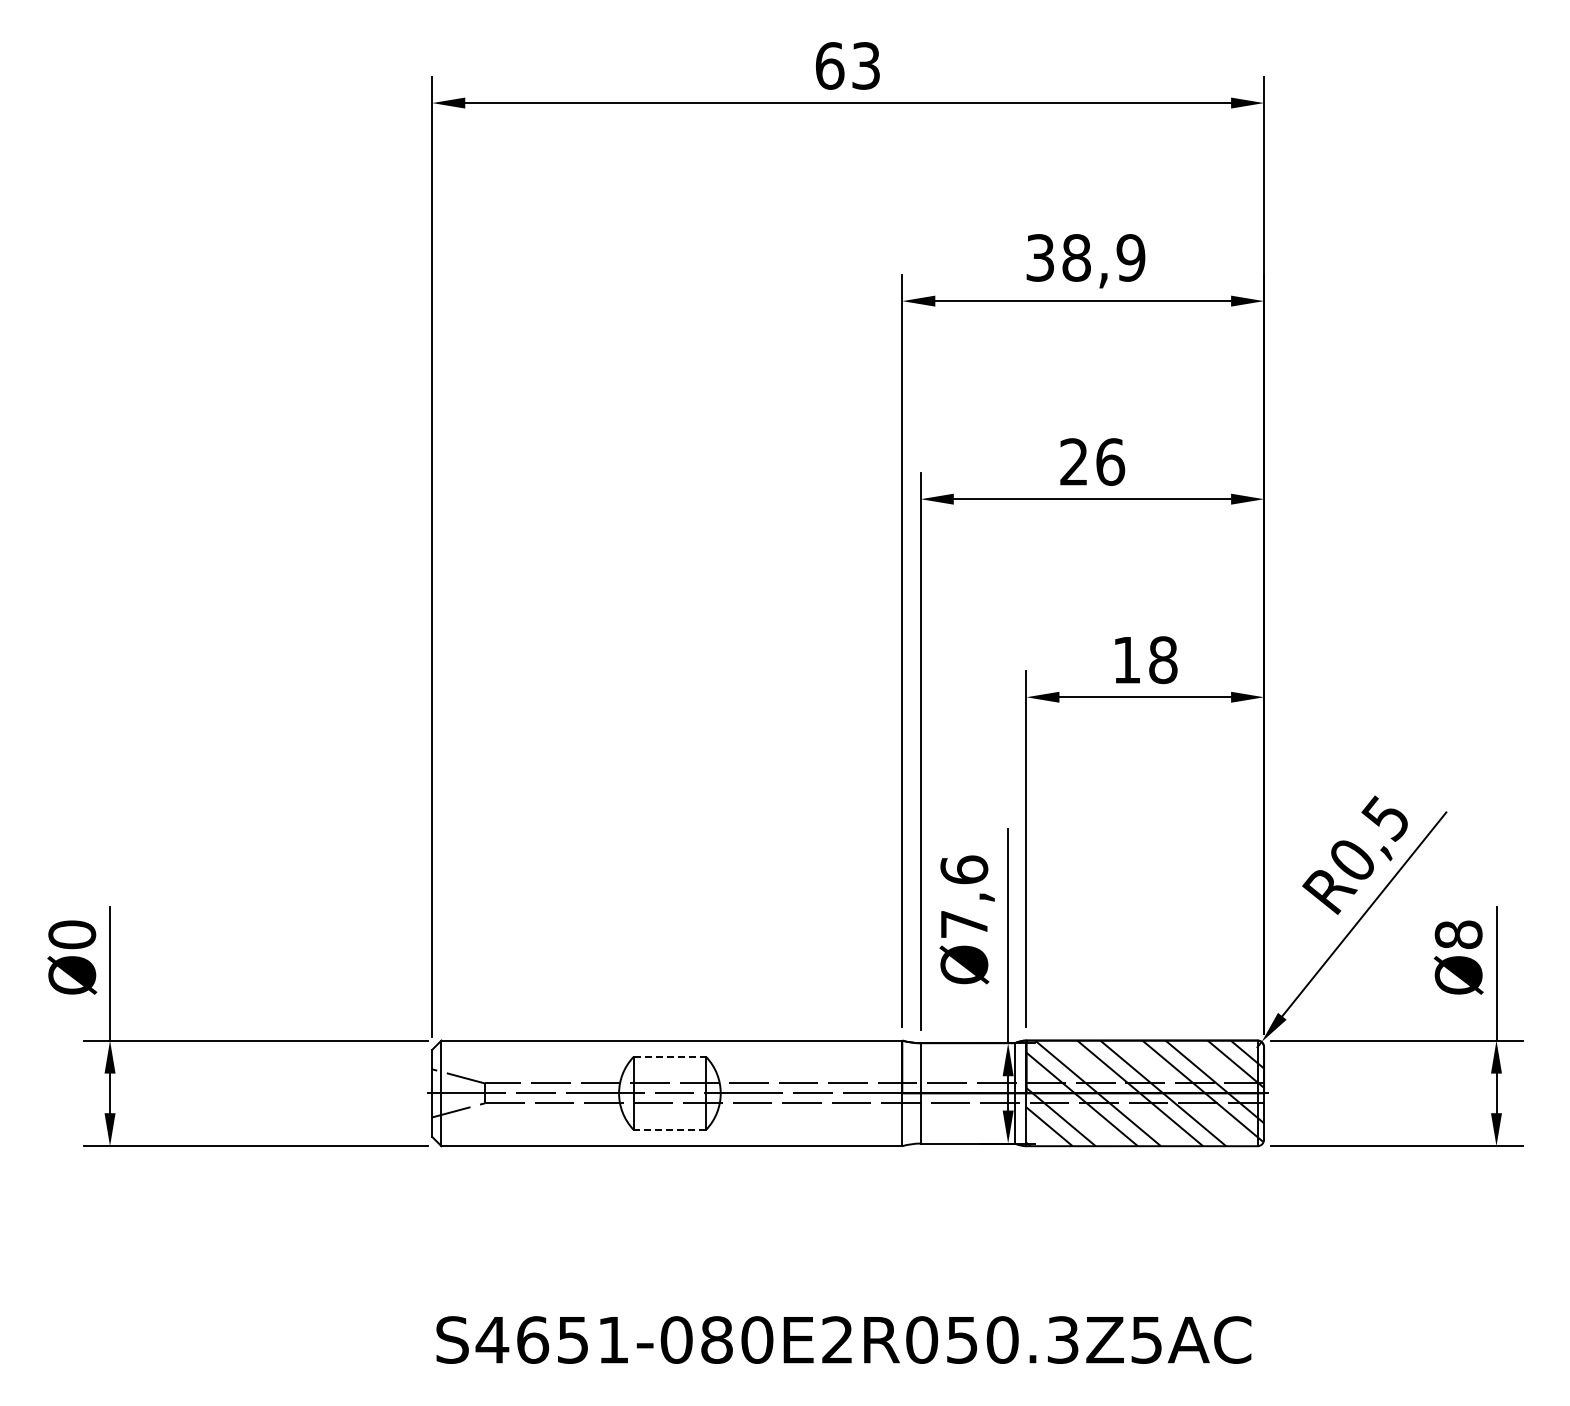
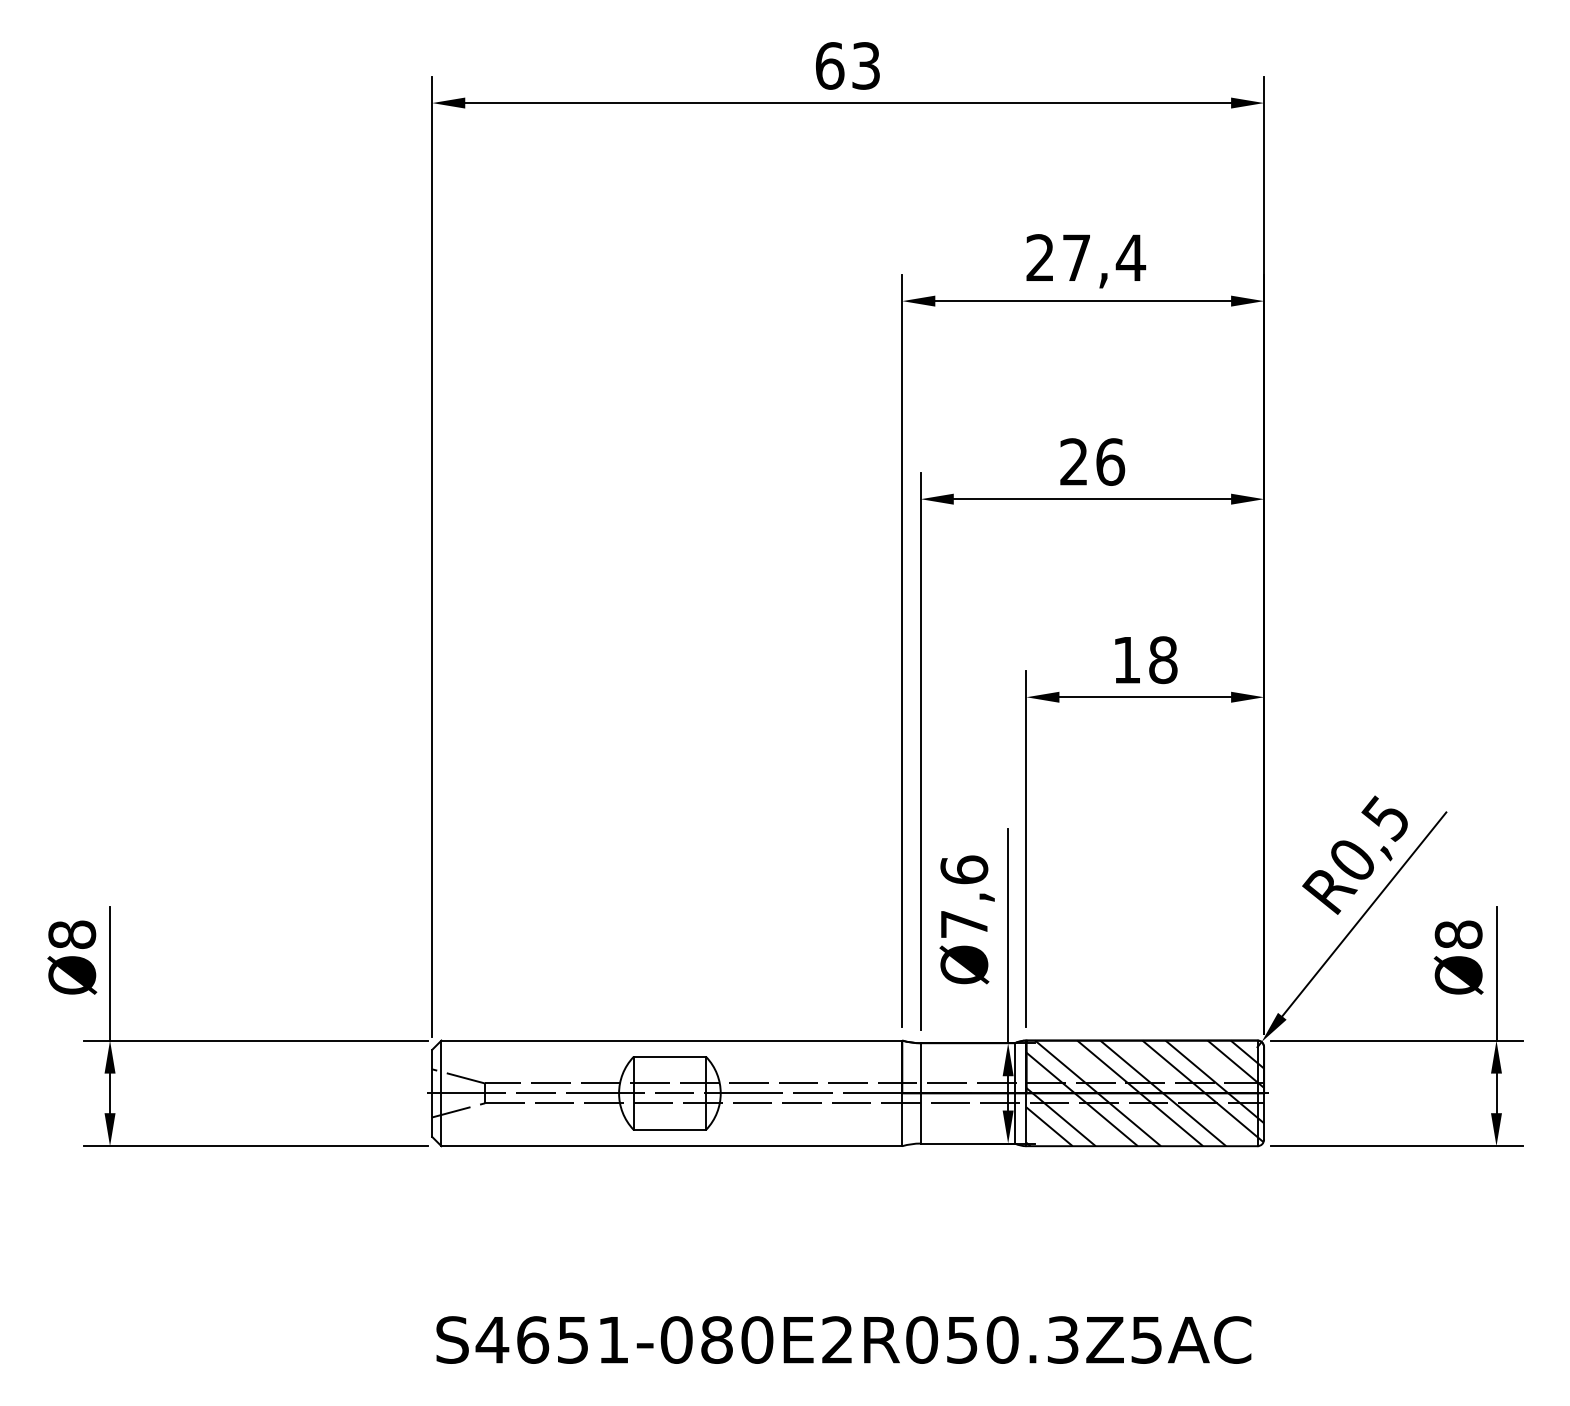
text: 38,9 -> 27,4 (1086, 257)
text: Ø0 -> Ø8 (71, 934)
line: dashed -> solid (670, 1057)
line: dashed -> solid (669, 1129)
